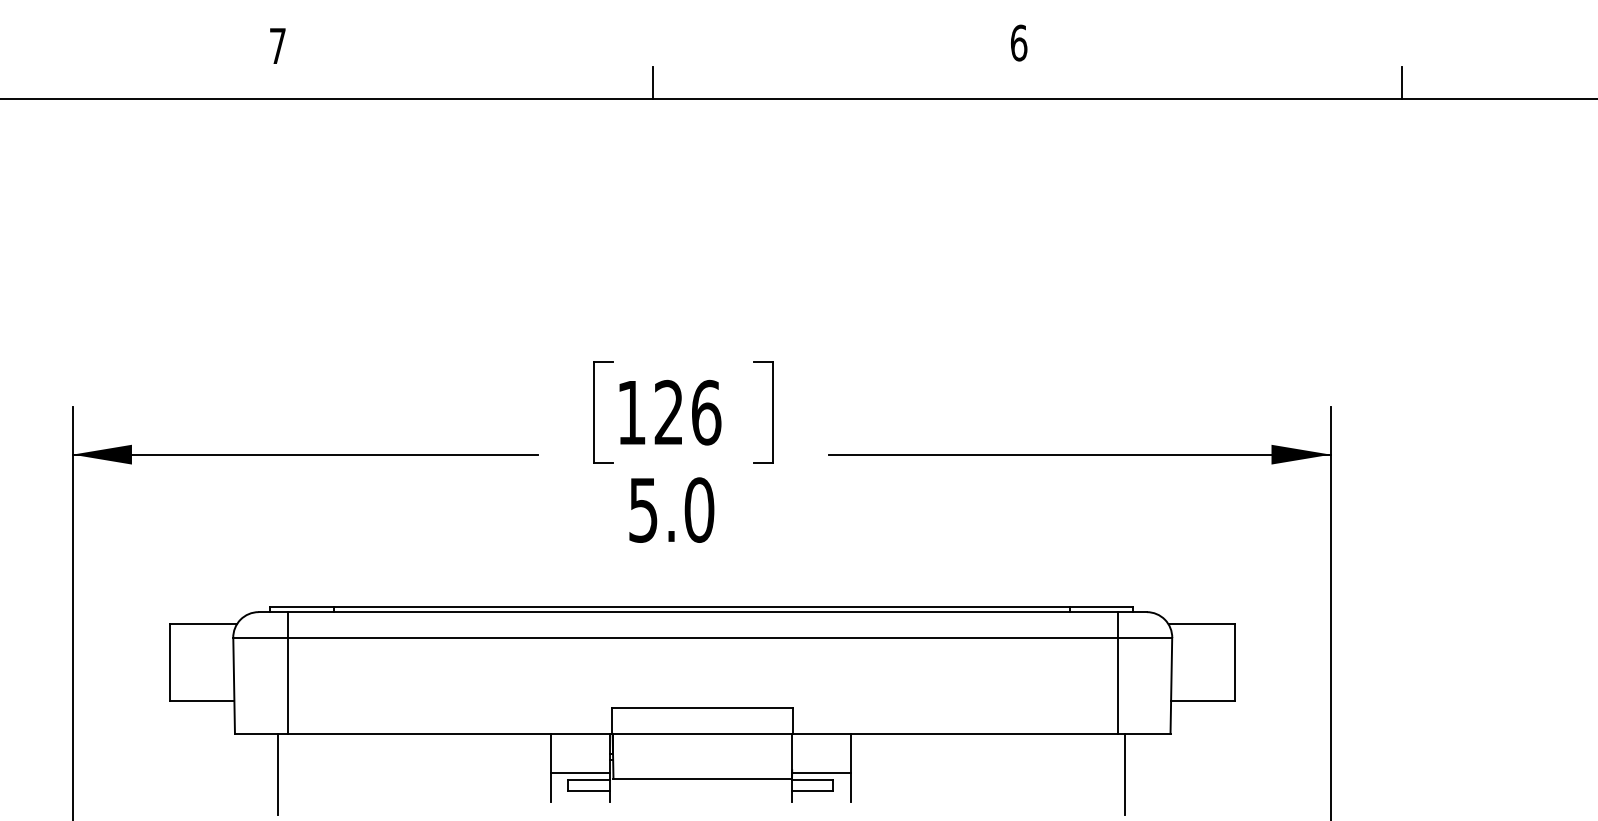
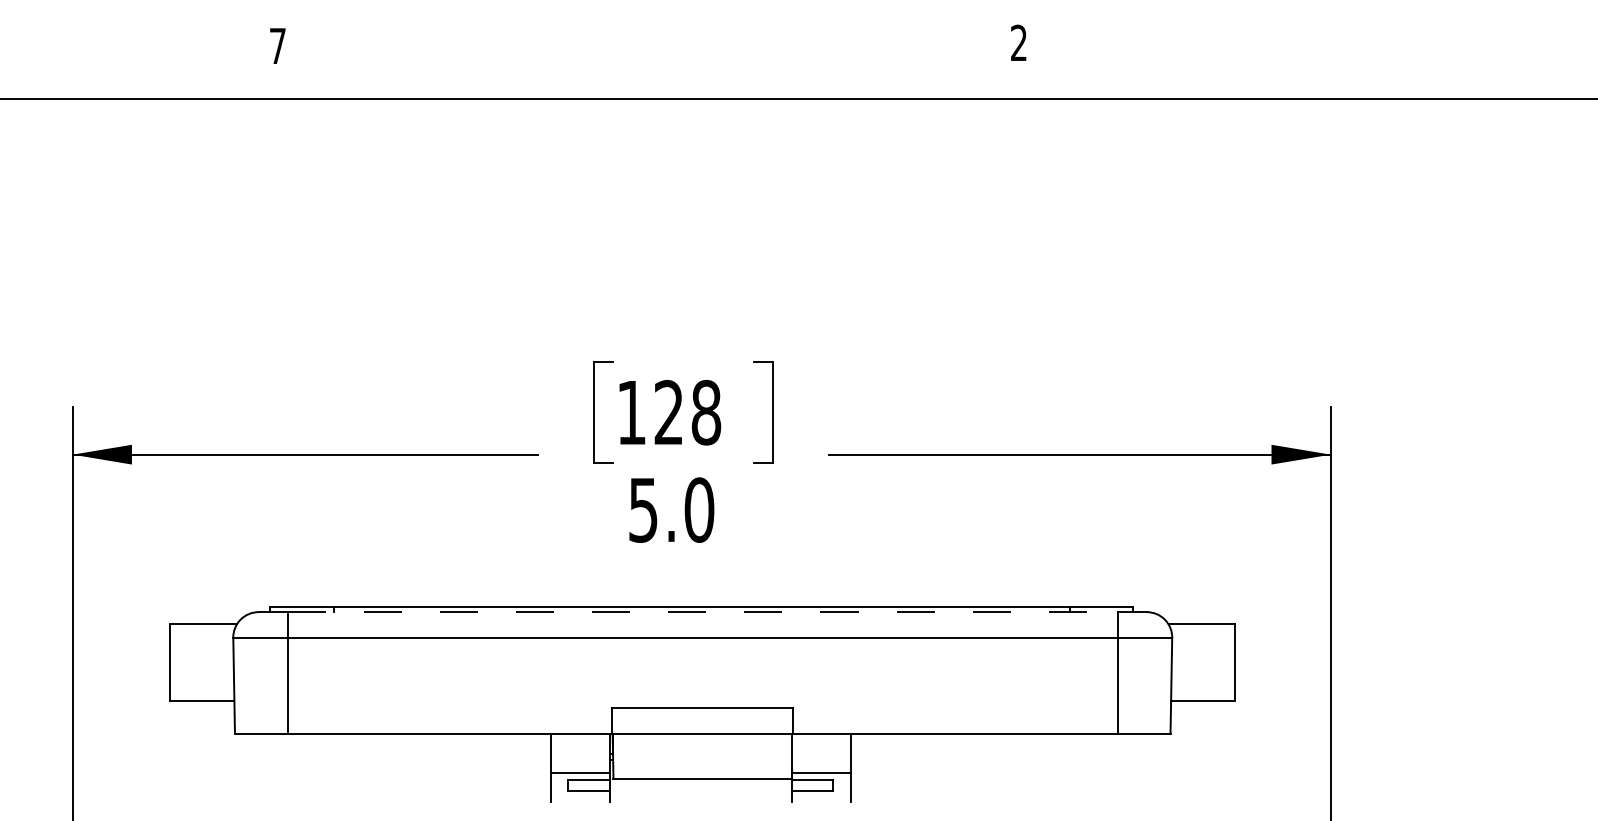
text: 6 -> 2 (1019, 42)
line: present -> none (652, 83)
line: present -> none (1401, 83)
text: 126 -> 128 (706, 412)
line: solid -> dashed (703, 612)
line: present -> none (278, 774)
line: present -> none (1125, 774)
